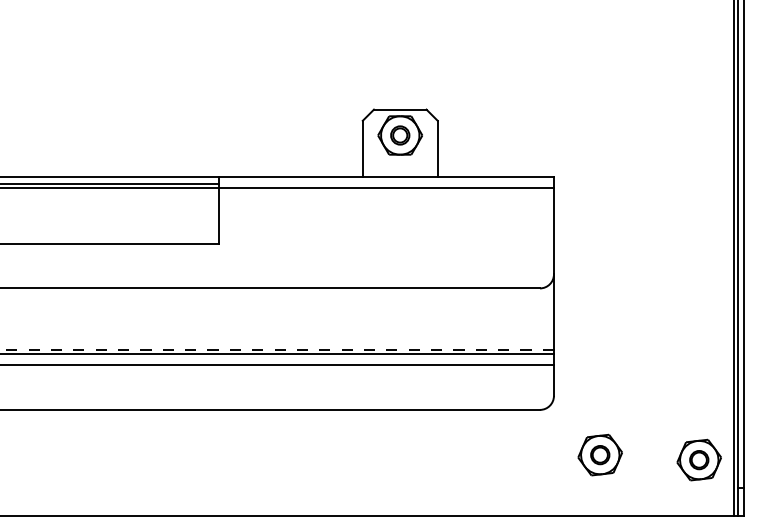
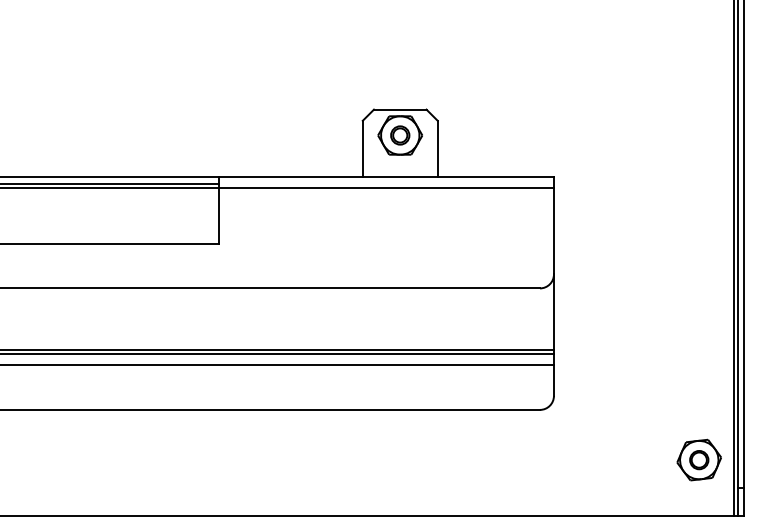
line: dashed -> solid (277, 349)
part: present -> none (599, 454)
